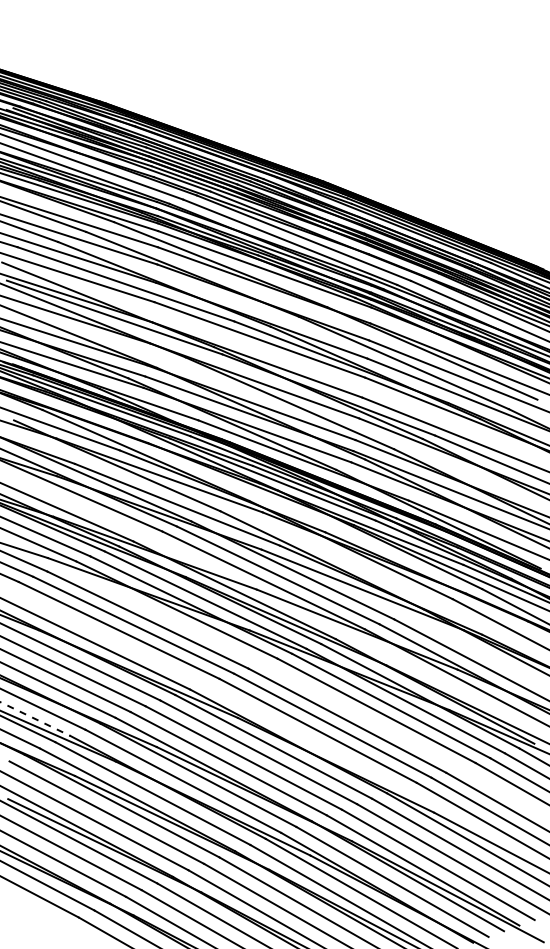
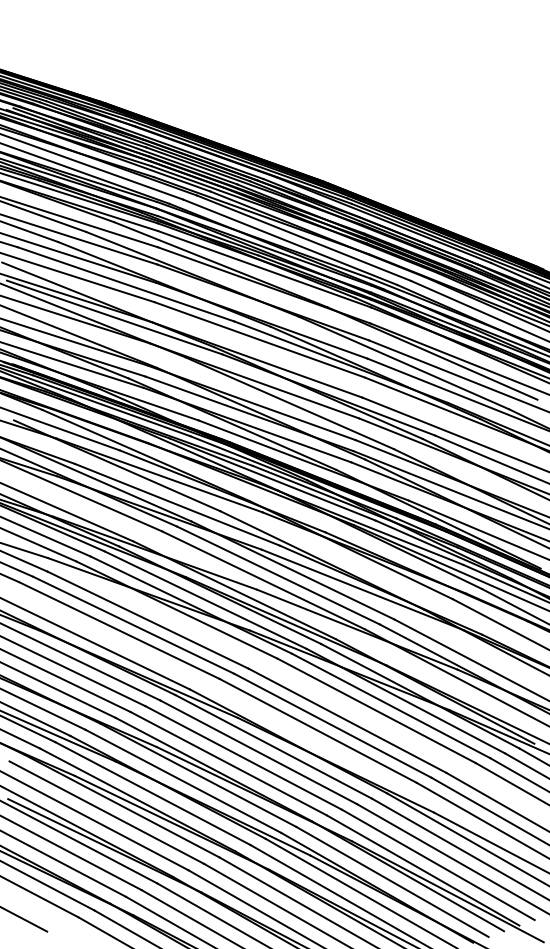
line: dashed -> solid (35, 719)
line: none -> present (24, 919)
